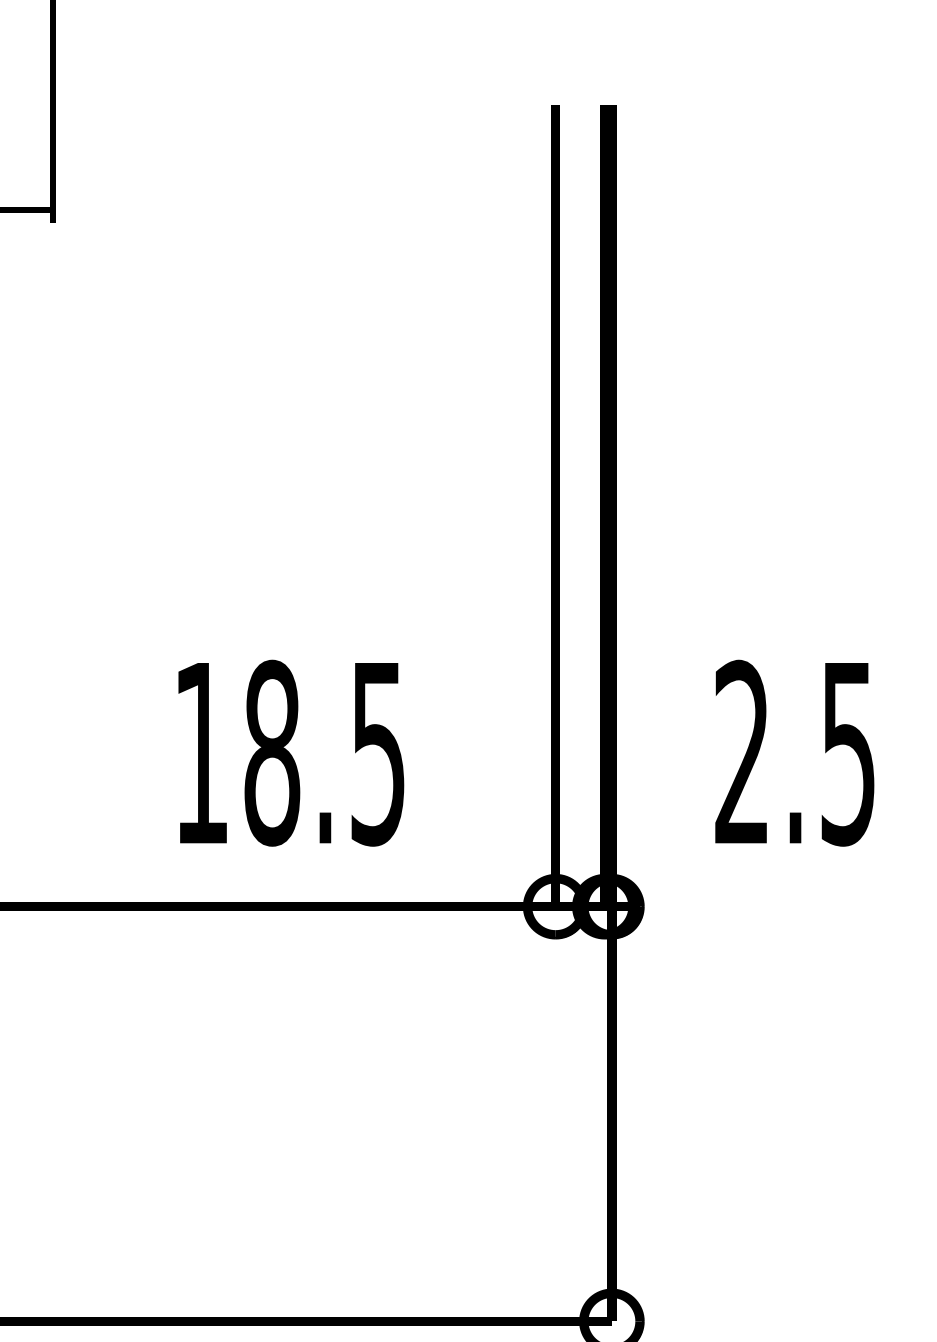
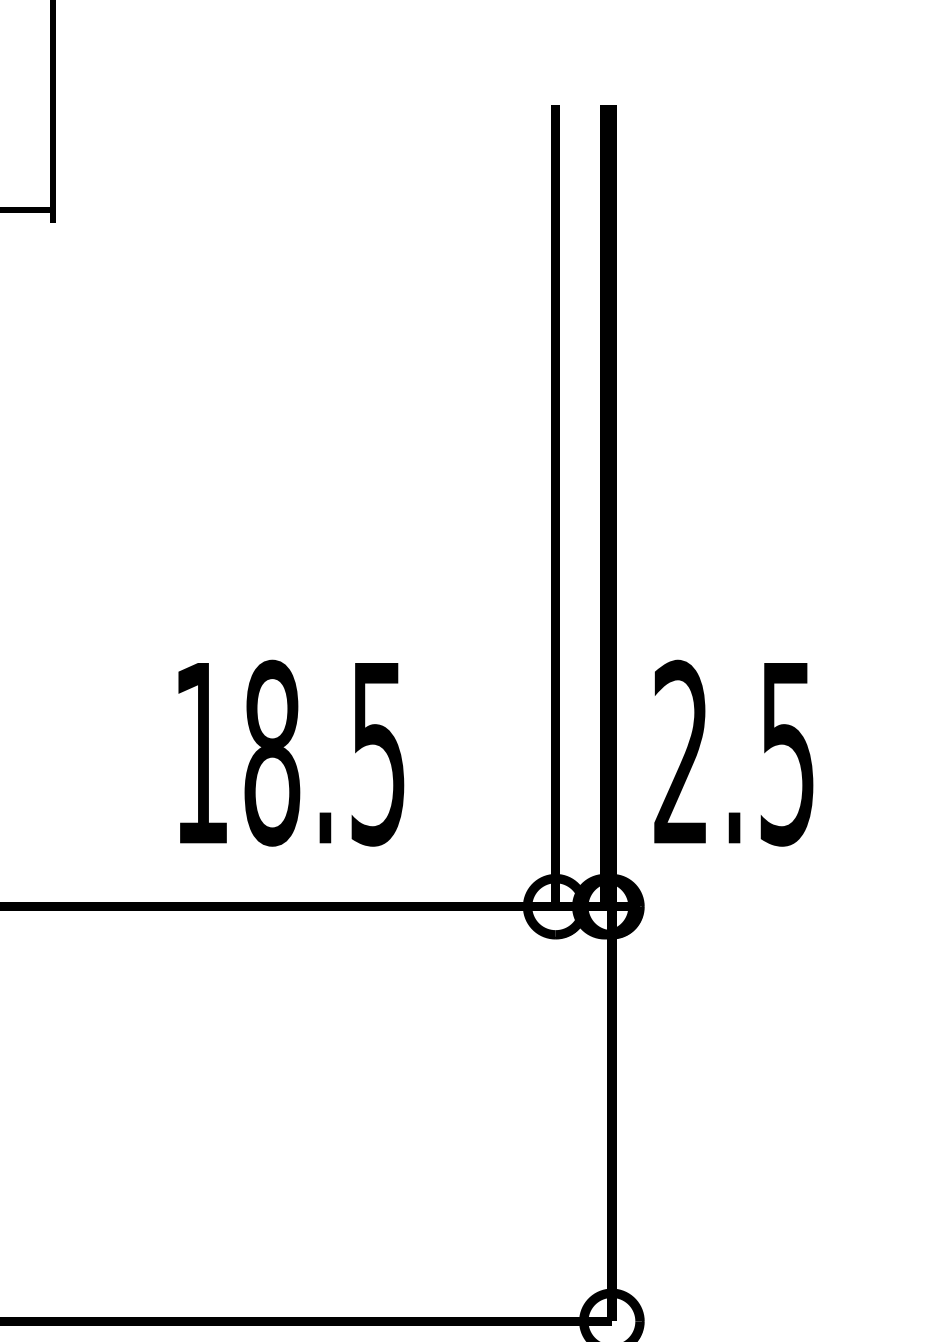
text position: (794, 752) -> (733, 752) (733, 752)
